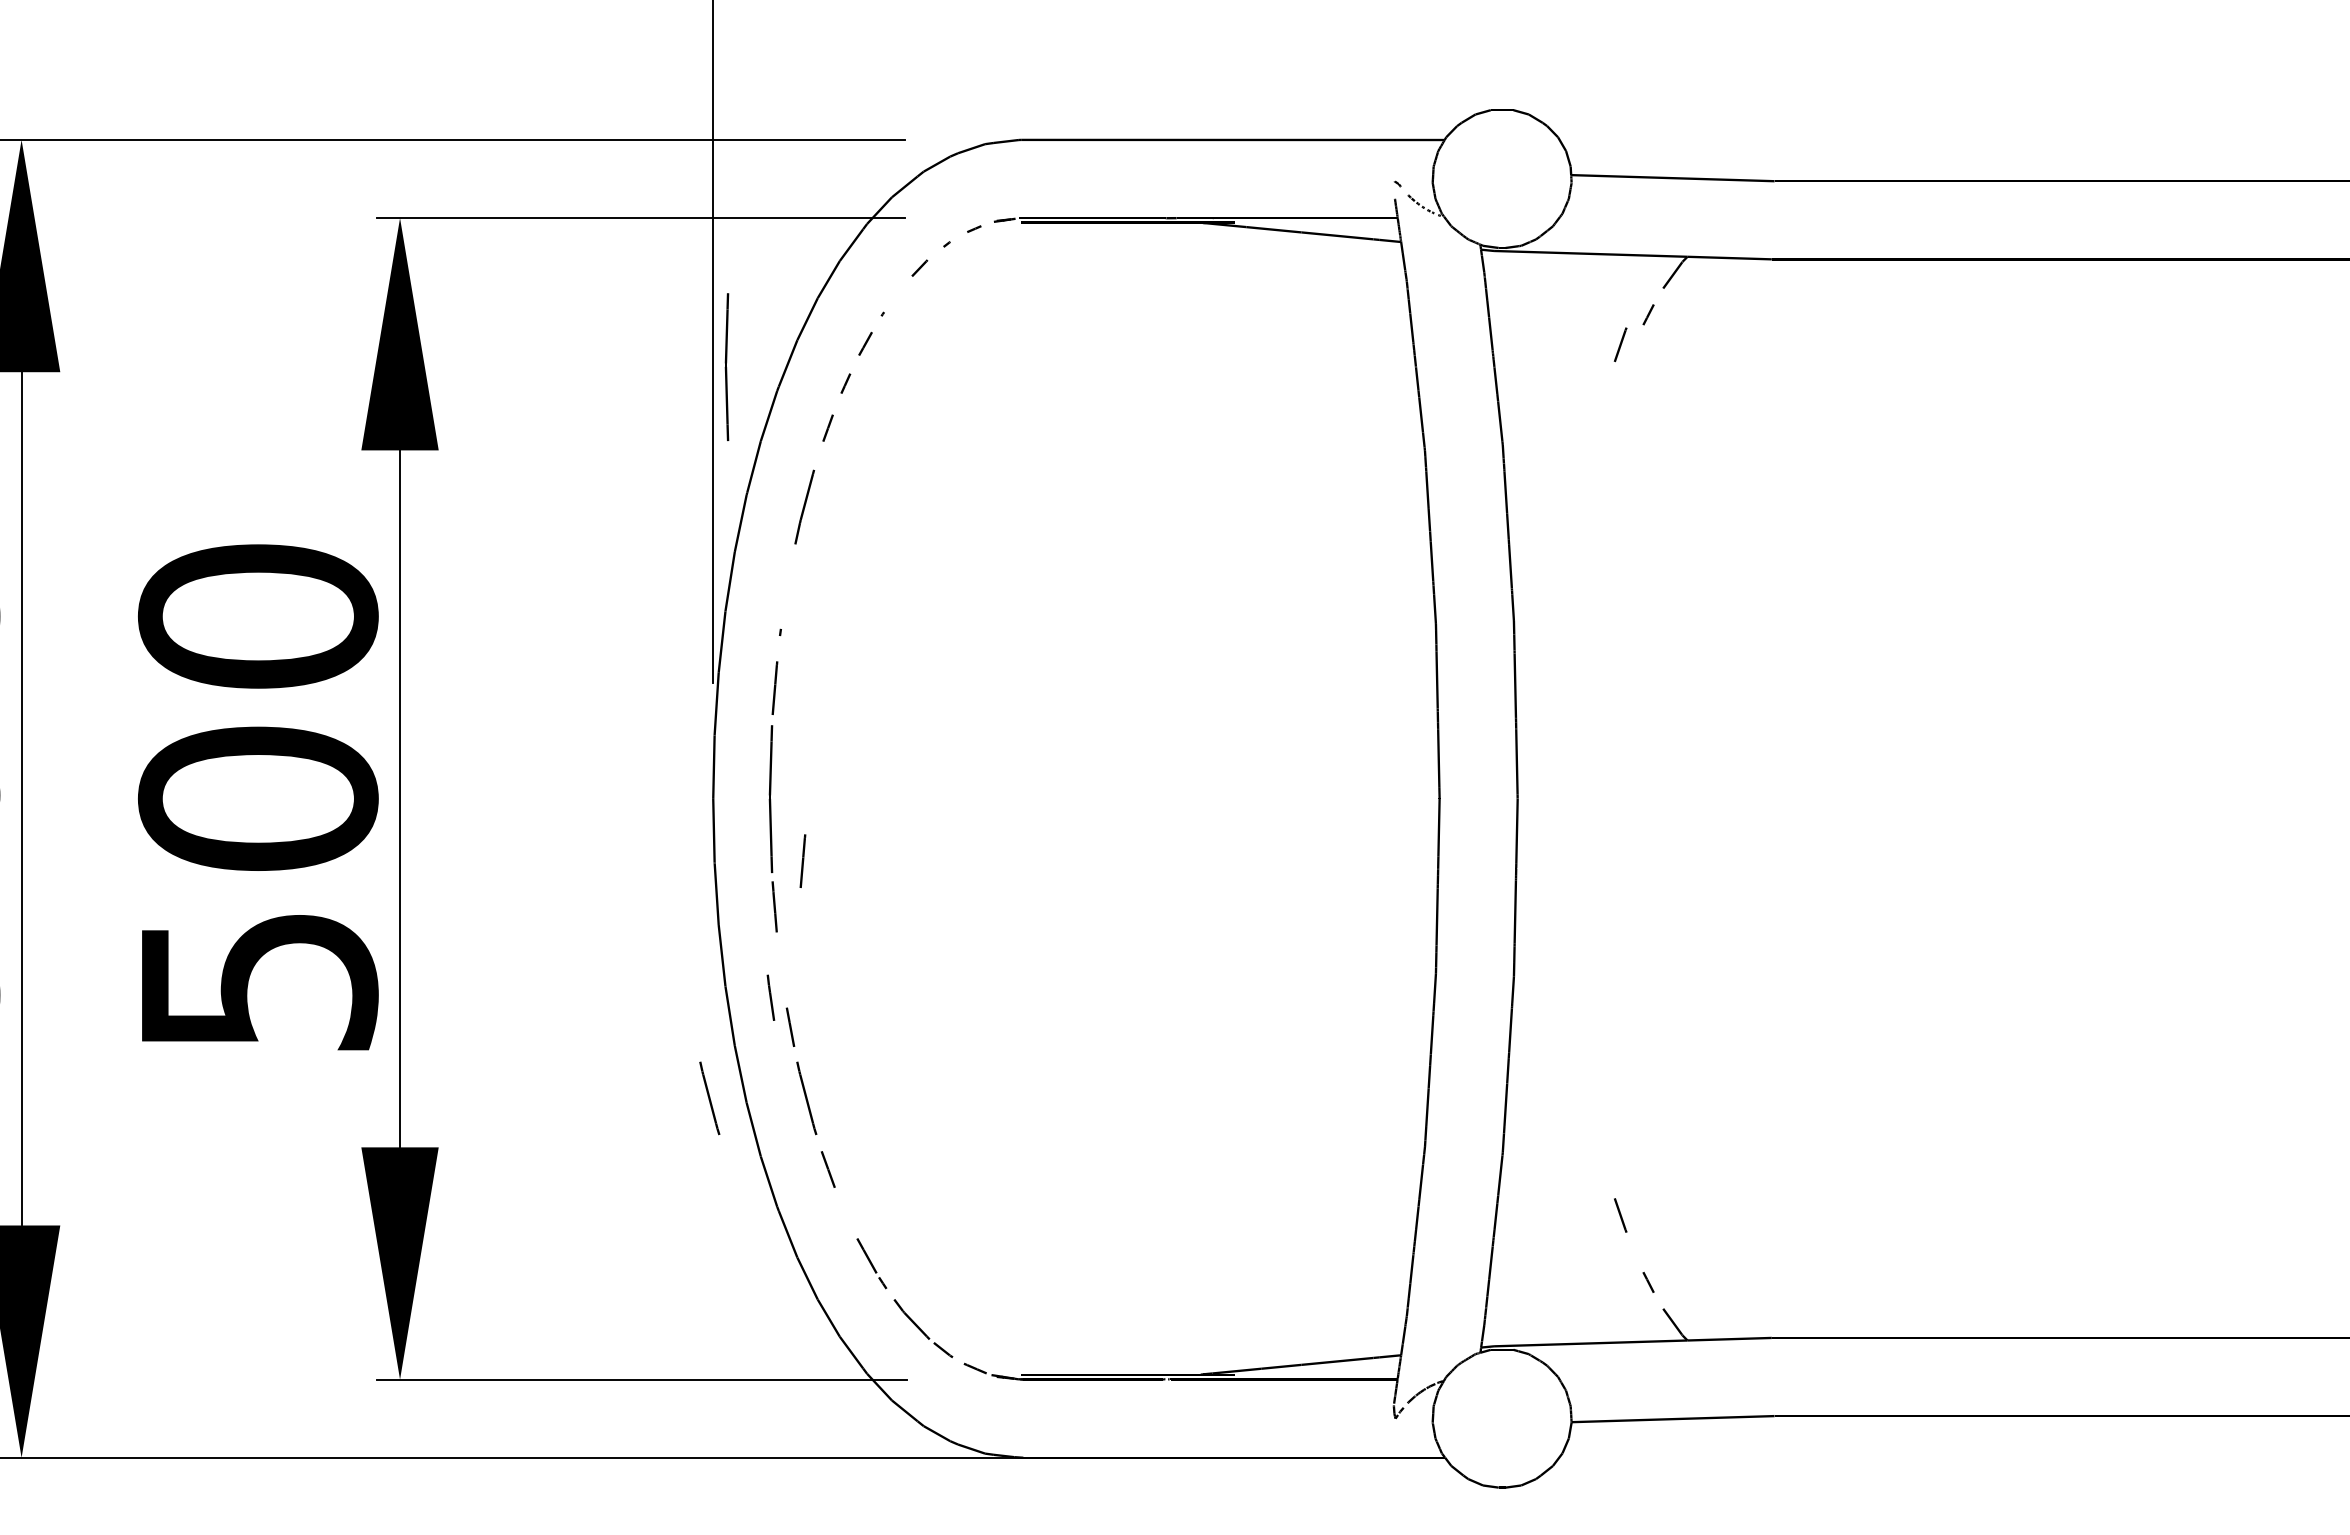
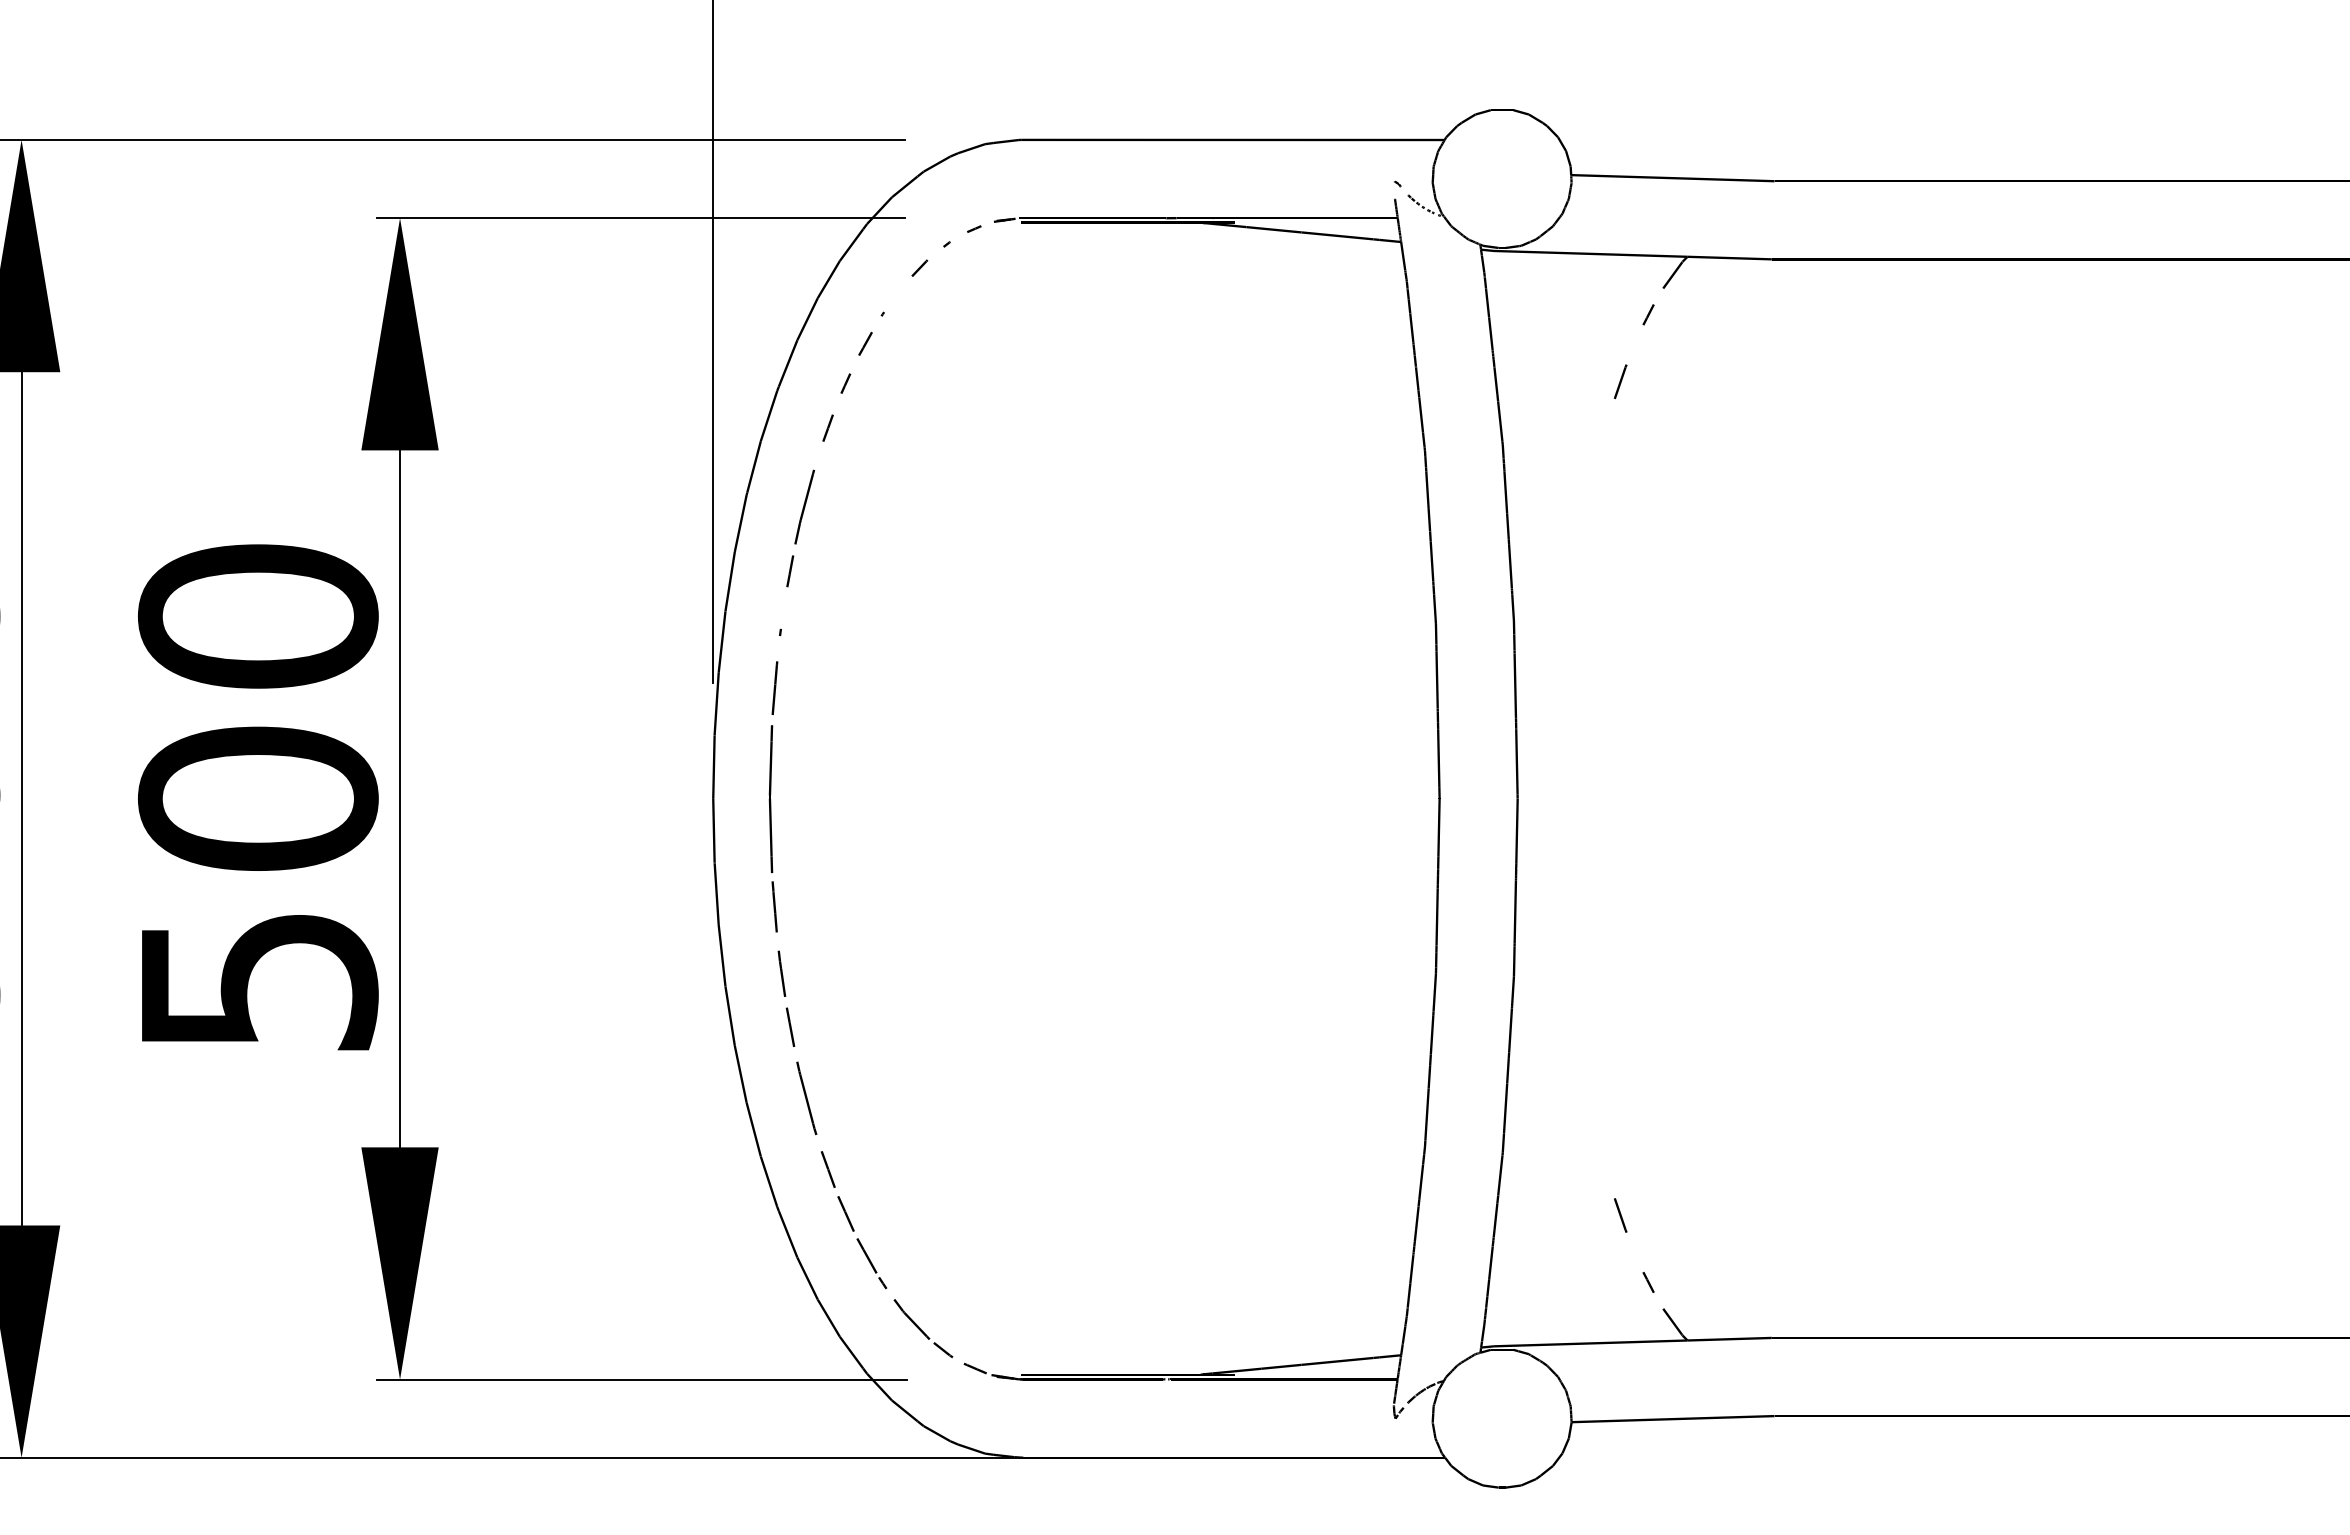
line position: (1620, 344) -> (1620, 381) (1620, 381)
part: present -> none (726, 367)
line: none -> present (790, 571)
line: present -> none (802, 860)
line position: (770, 997) -> (781, 973) (781, 973)
line: present -> none (709, 1098)
line: none -> present (845, 1213)
